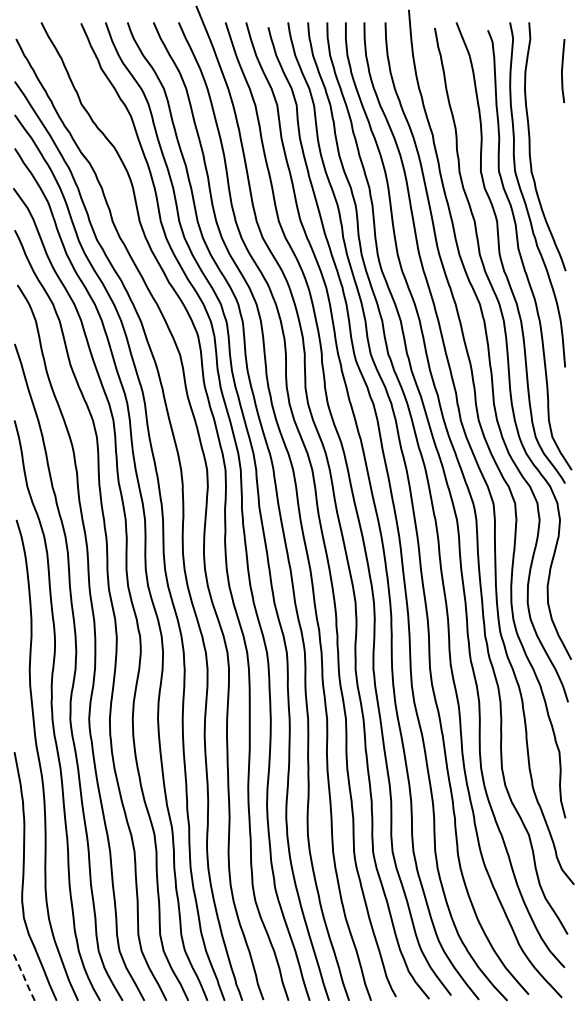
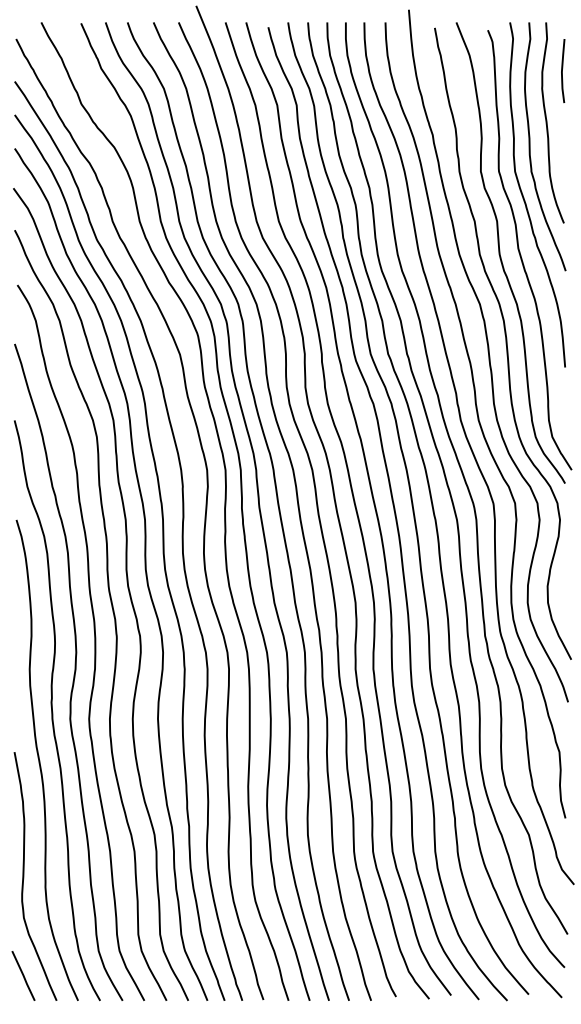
curve: none -> present (547, 122)
line: dashed -> solid (23, 976)
